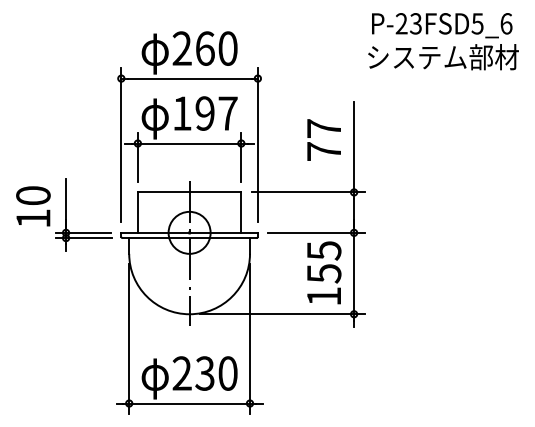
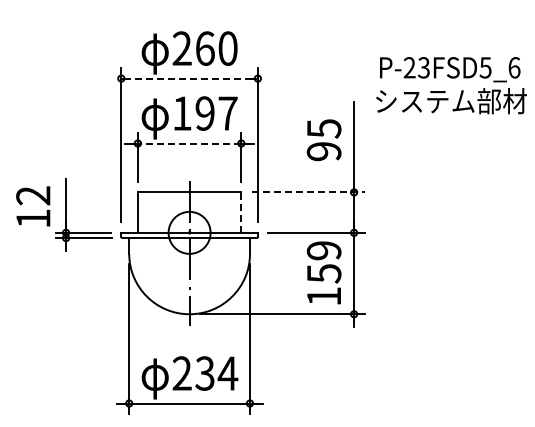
text position: (443, 41) -> (451, 85) (451, 85)
line: solid -> dashed (189, 78)
text: 77 -> 95 (323, 140)
line: solid -> dashed (189, 143)
line: solid -> dashed (308, 192)
text: 10 -> 12 (33, 195)
line: solid -> dashed (241, 212)
text: 155 -> 159 (323, 250)
text: 230 -> 234 (227, 373)
